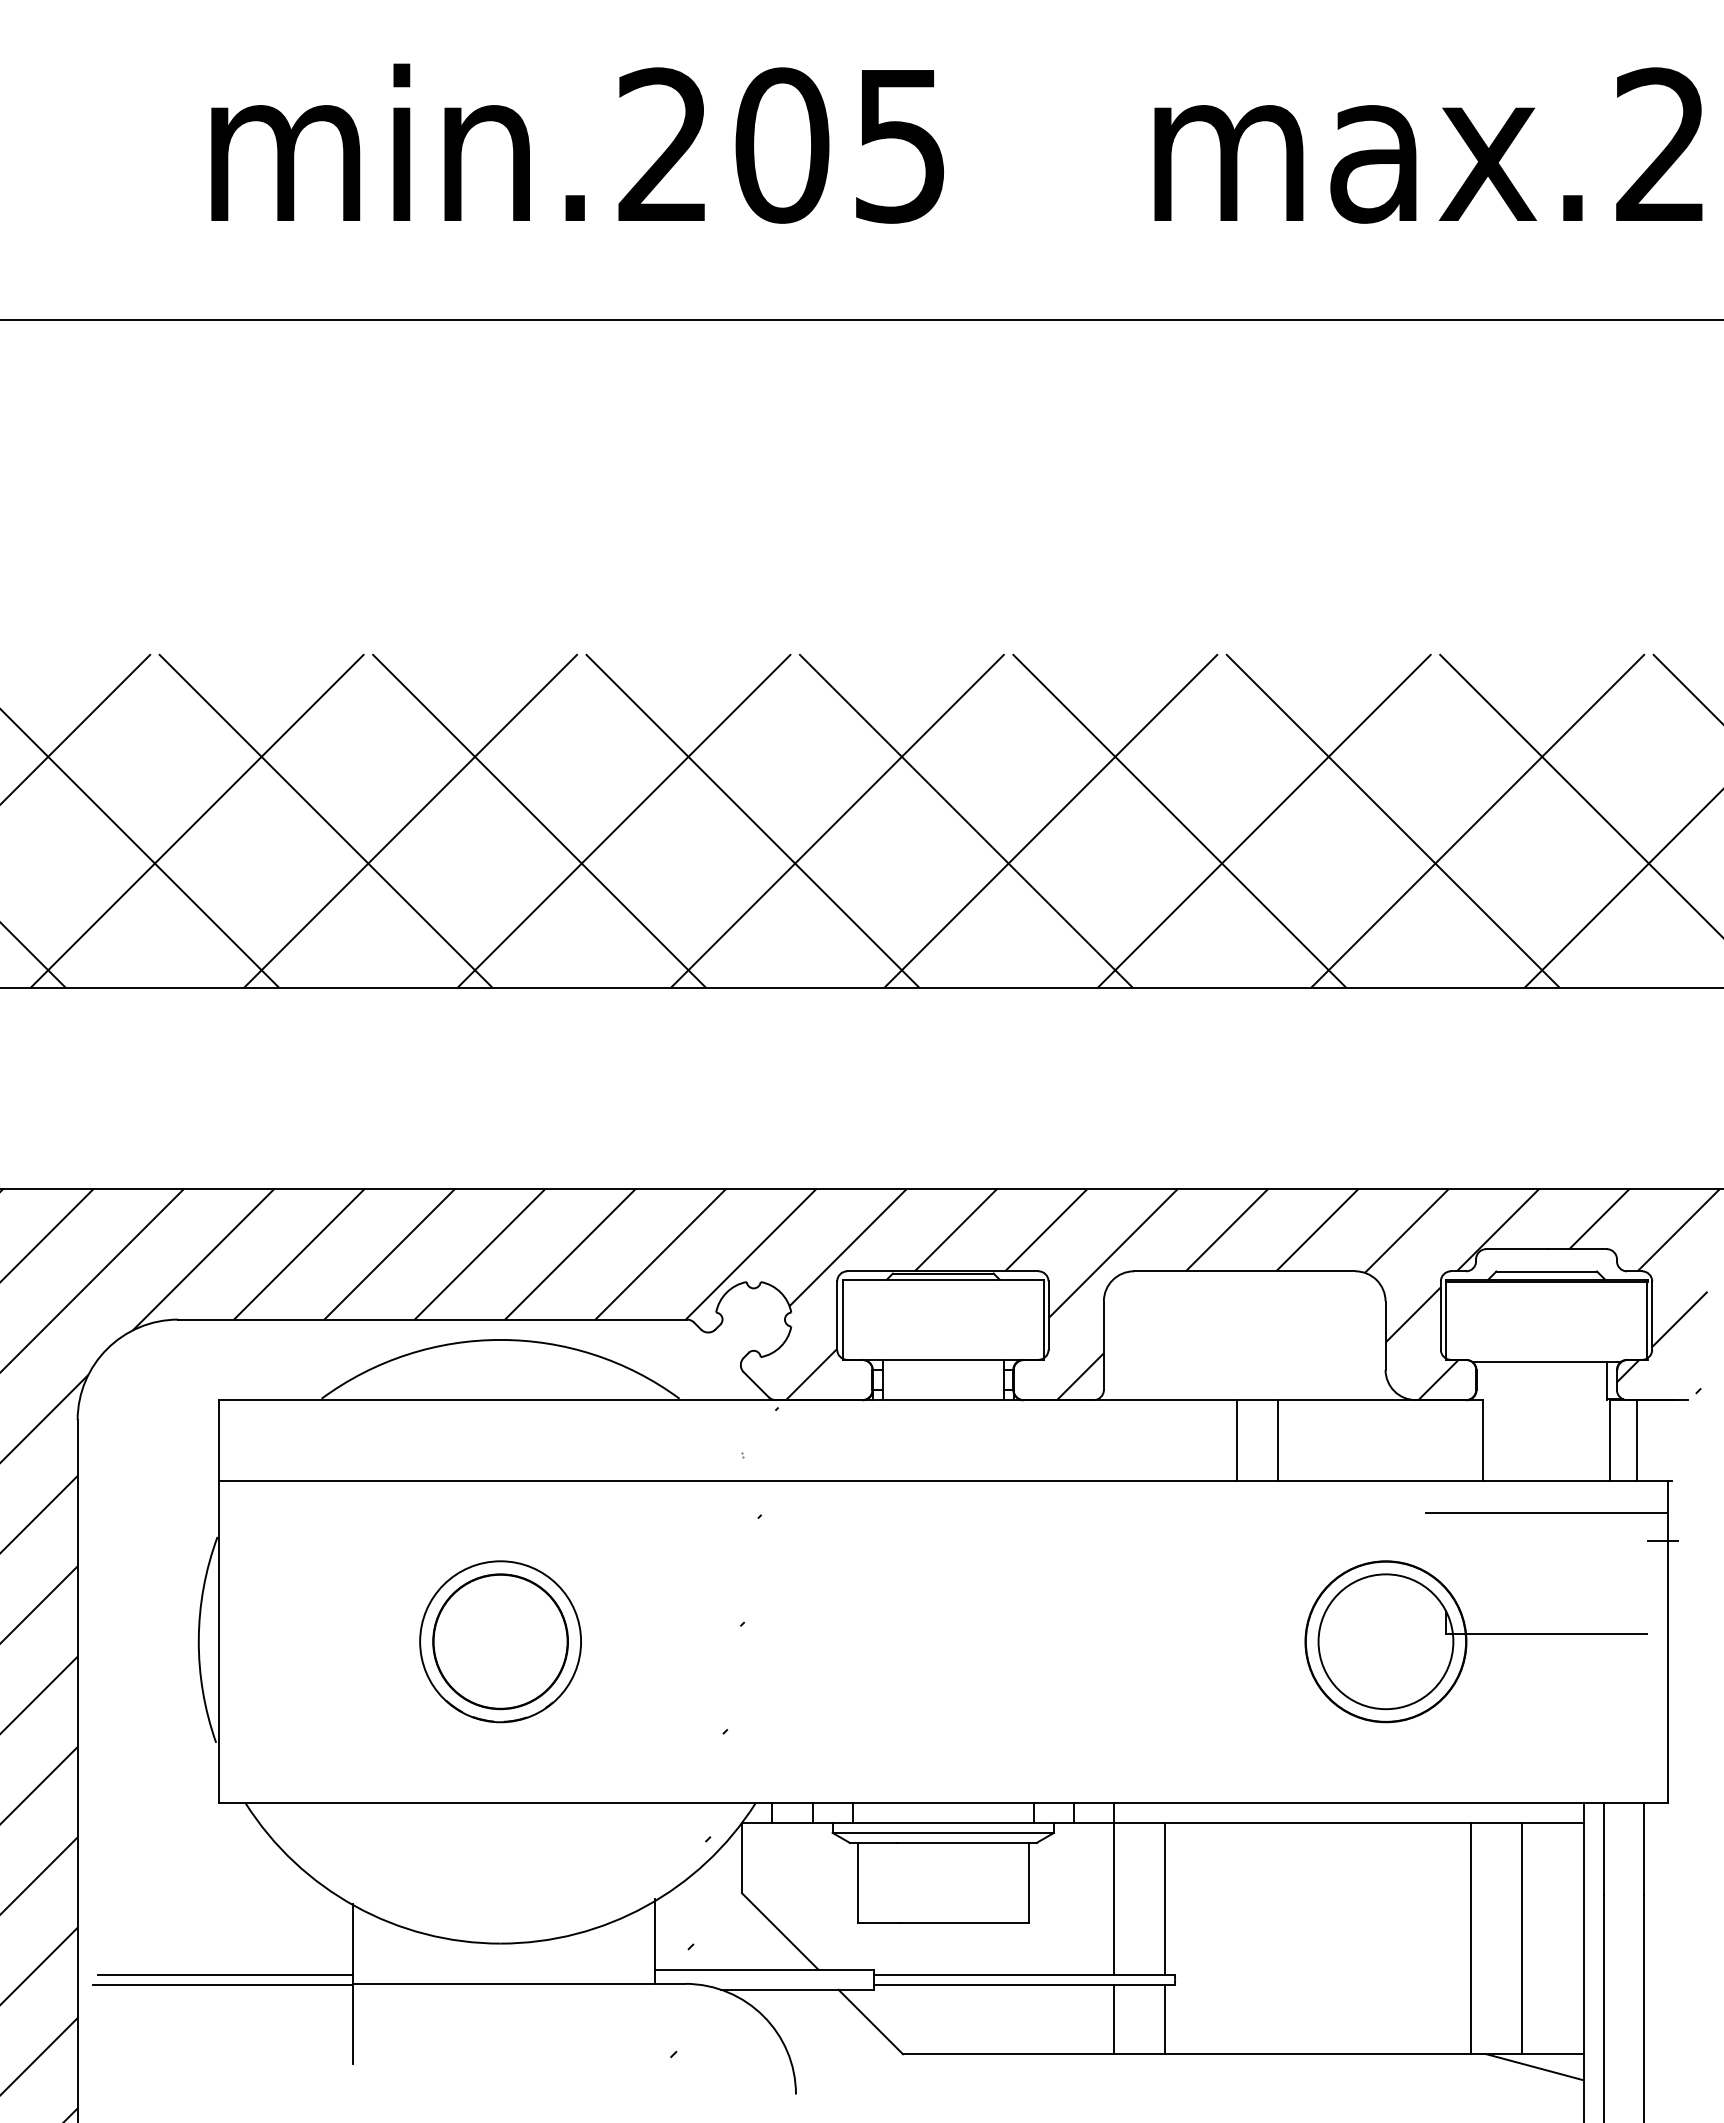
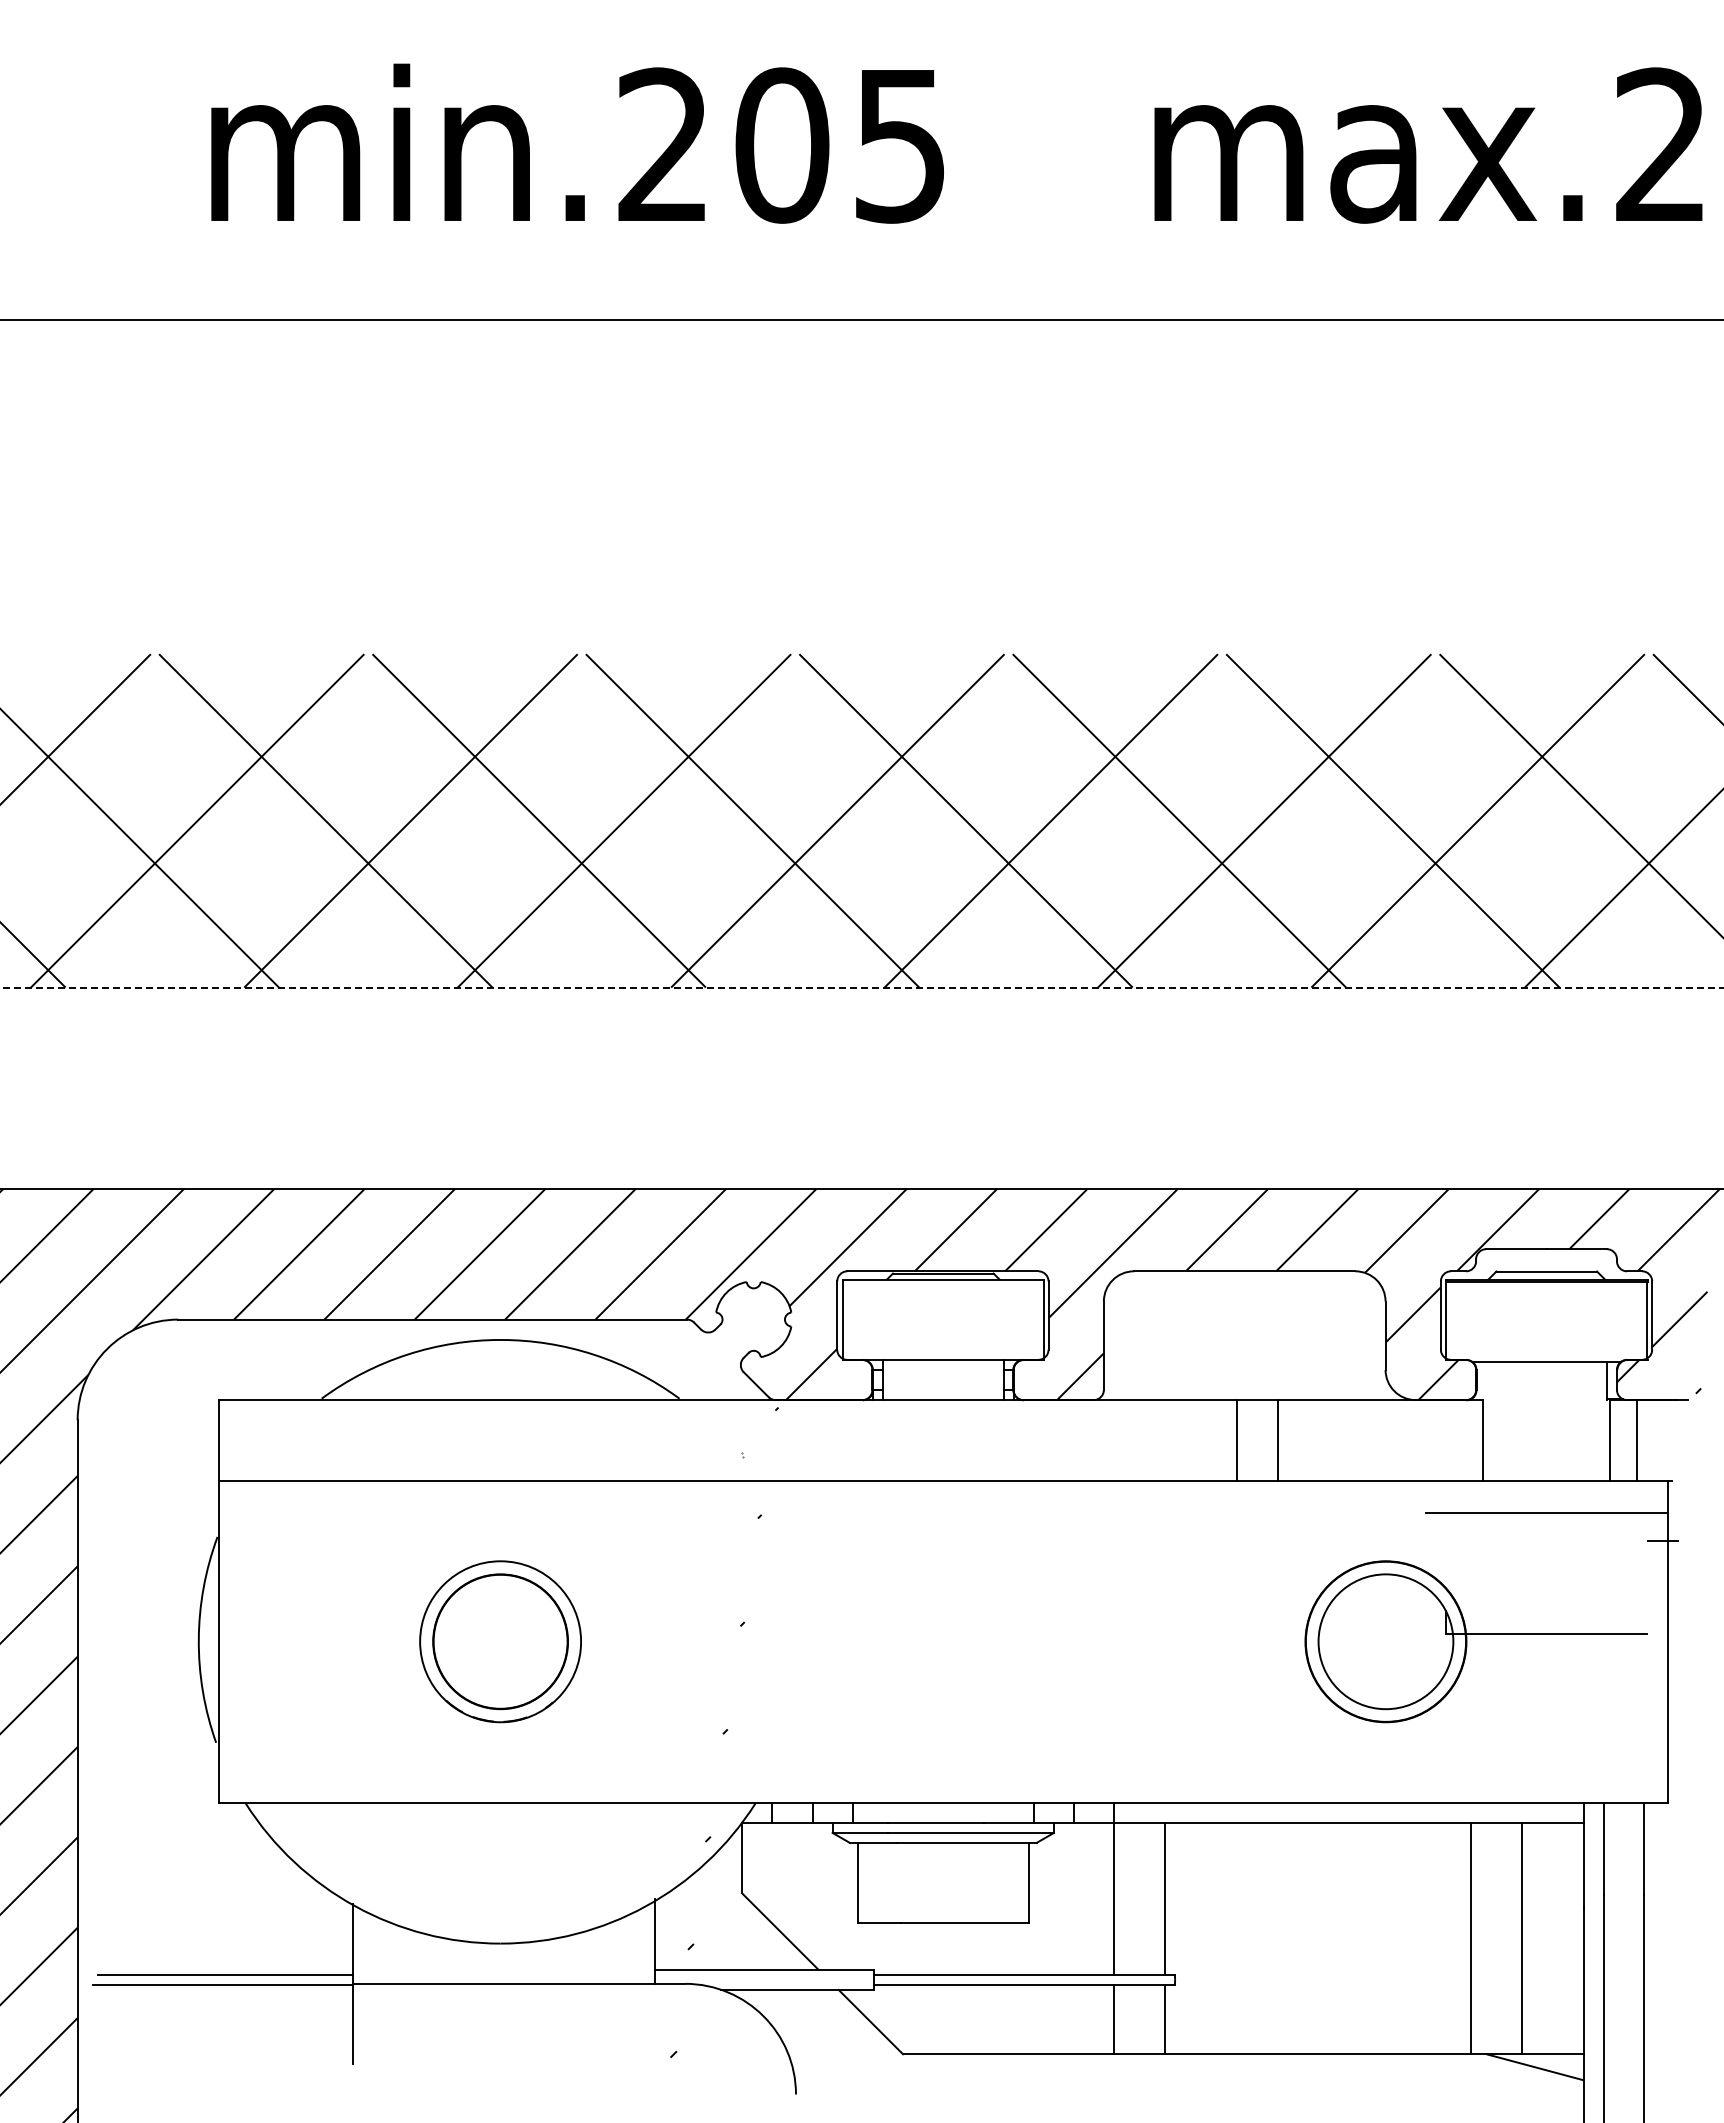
line: solid -> dashed (862, 987)
